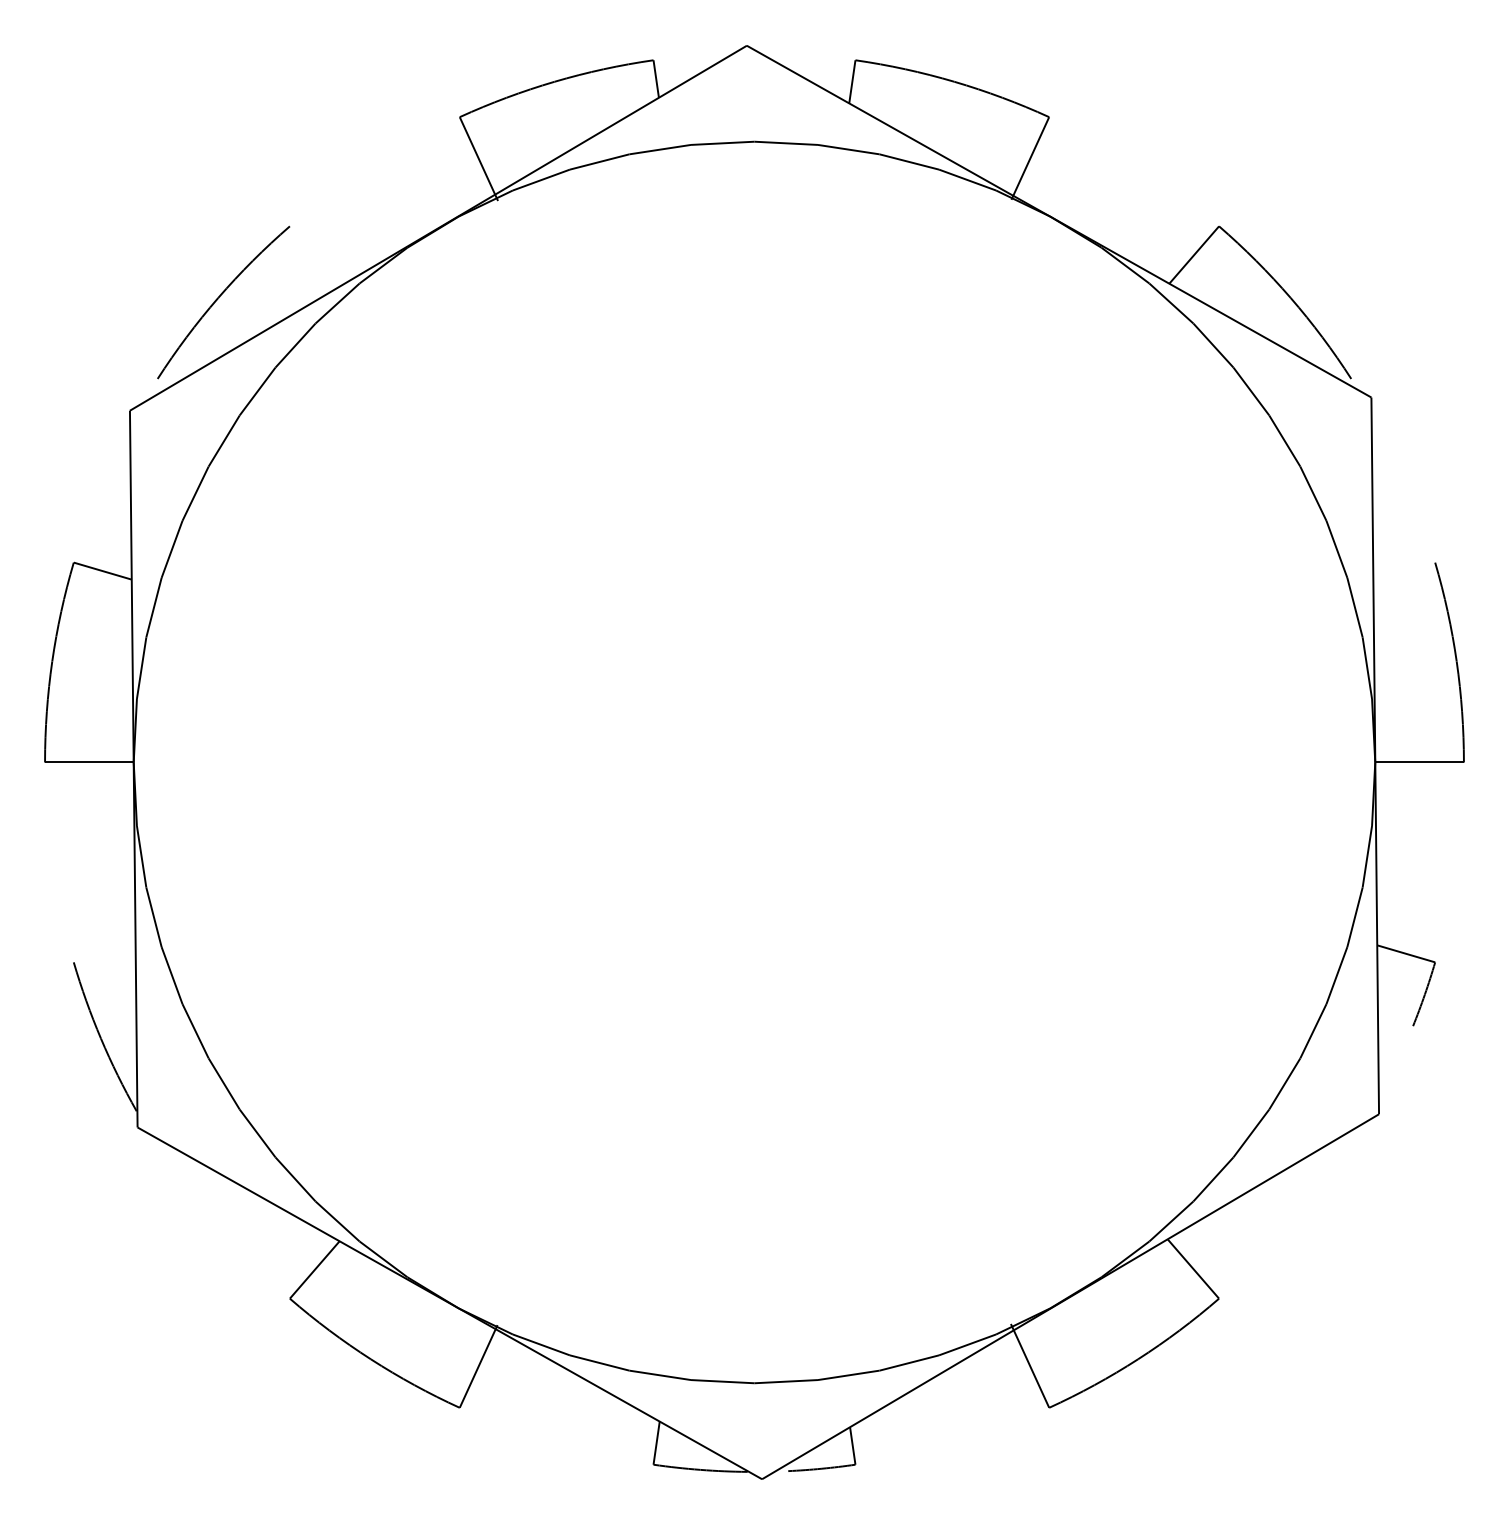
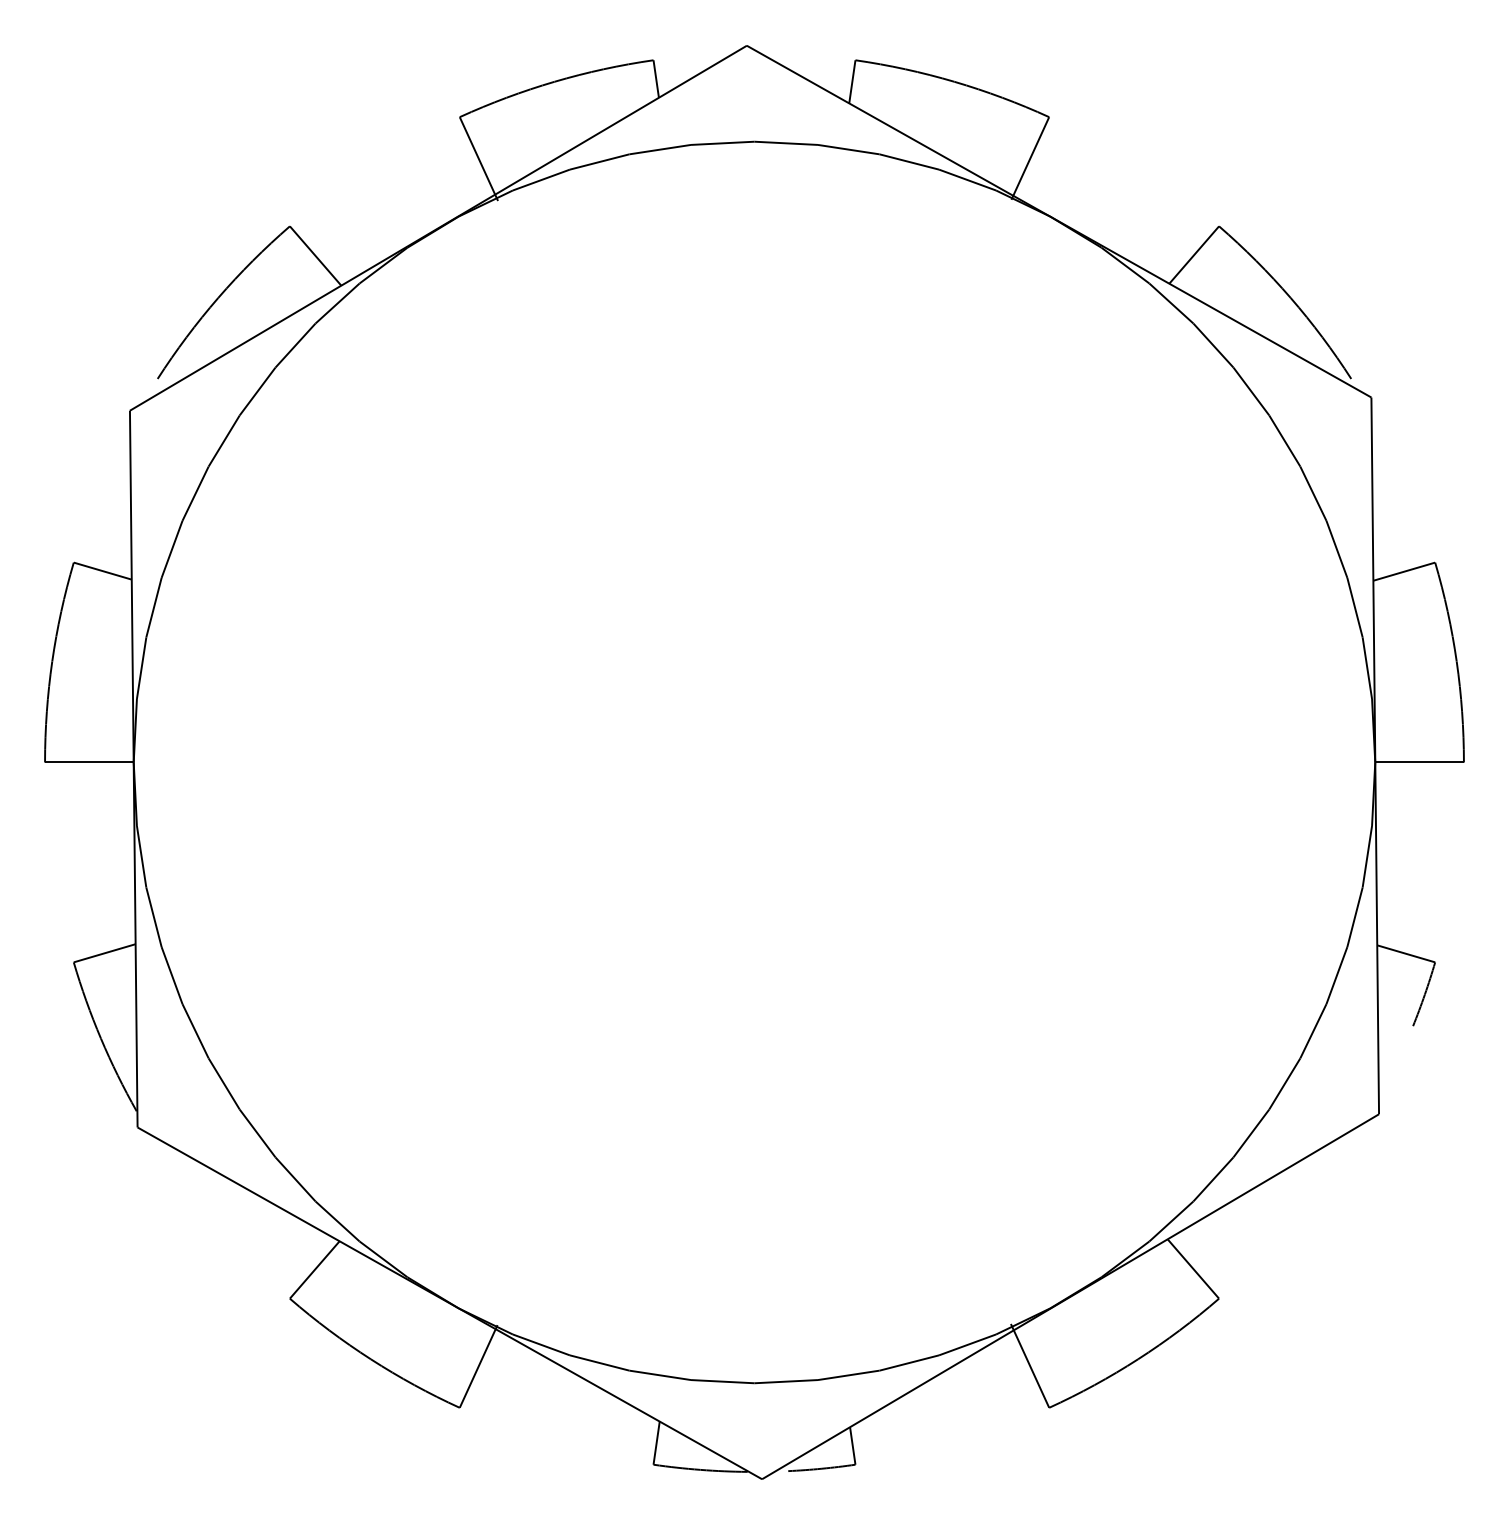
line: none -> present (315, 255)
line: none -> present (1404, 571)
line: none -> present (104, 953)
